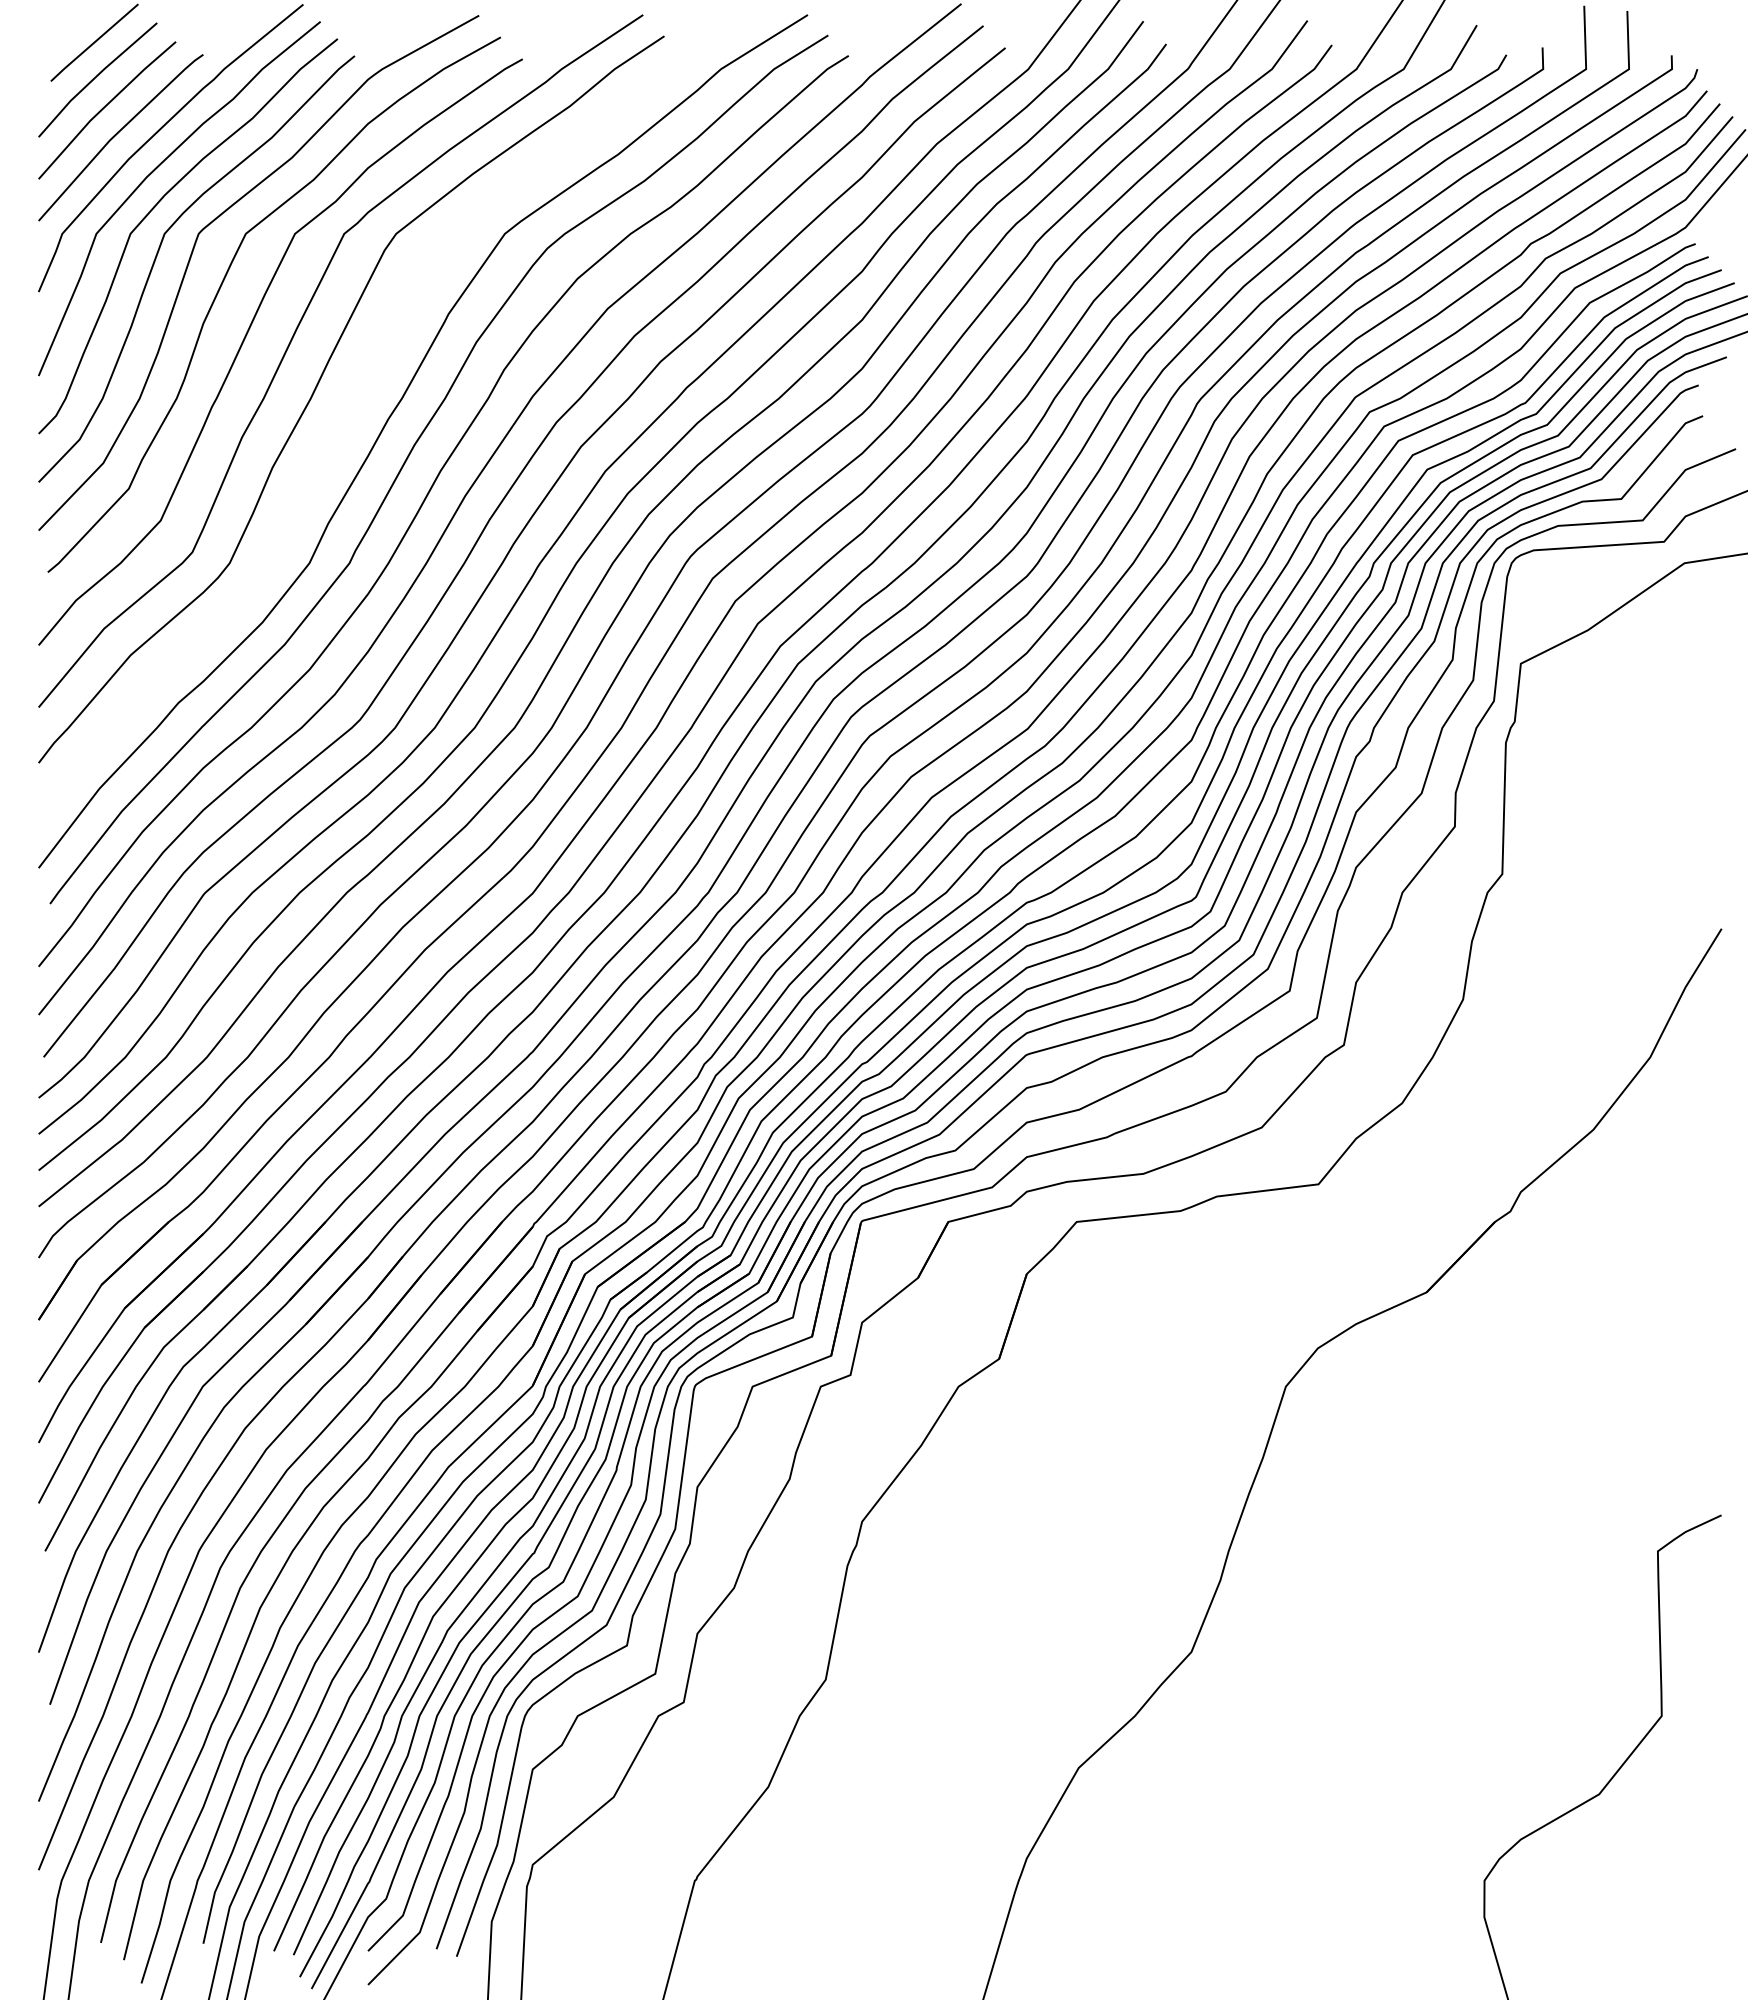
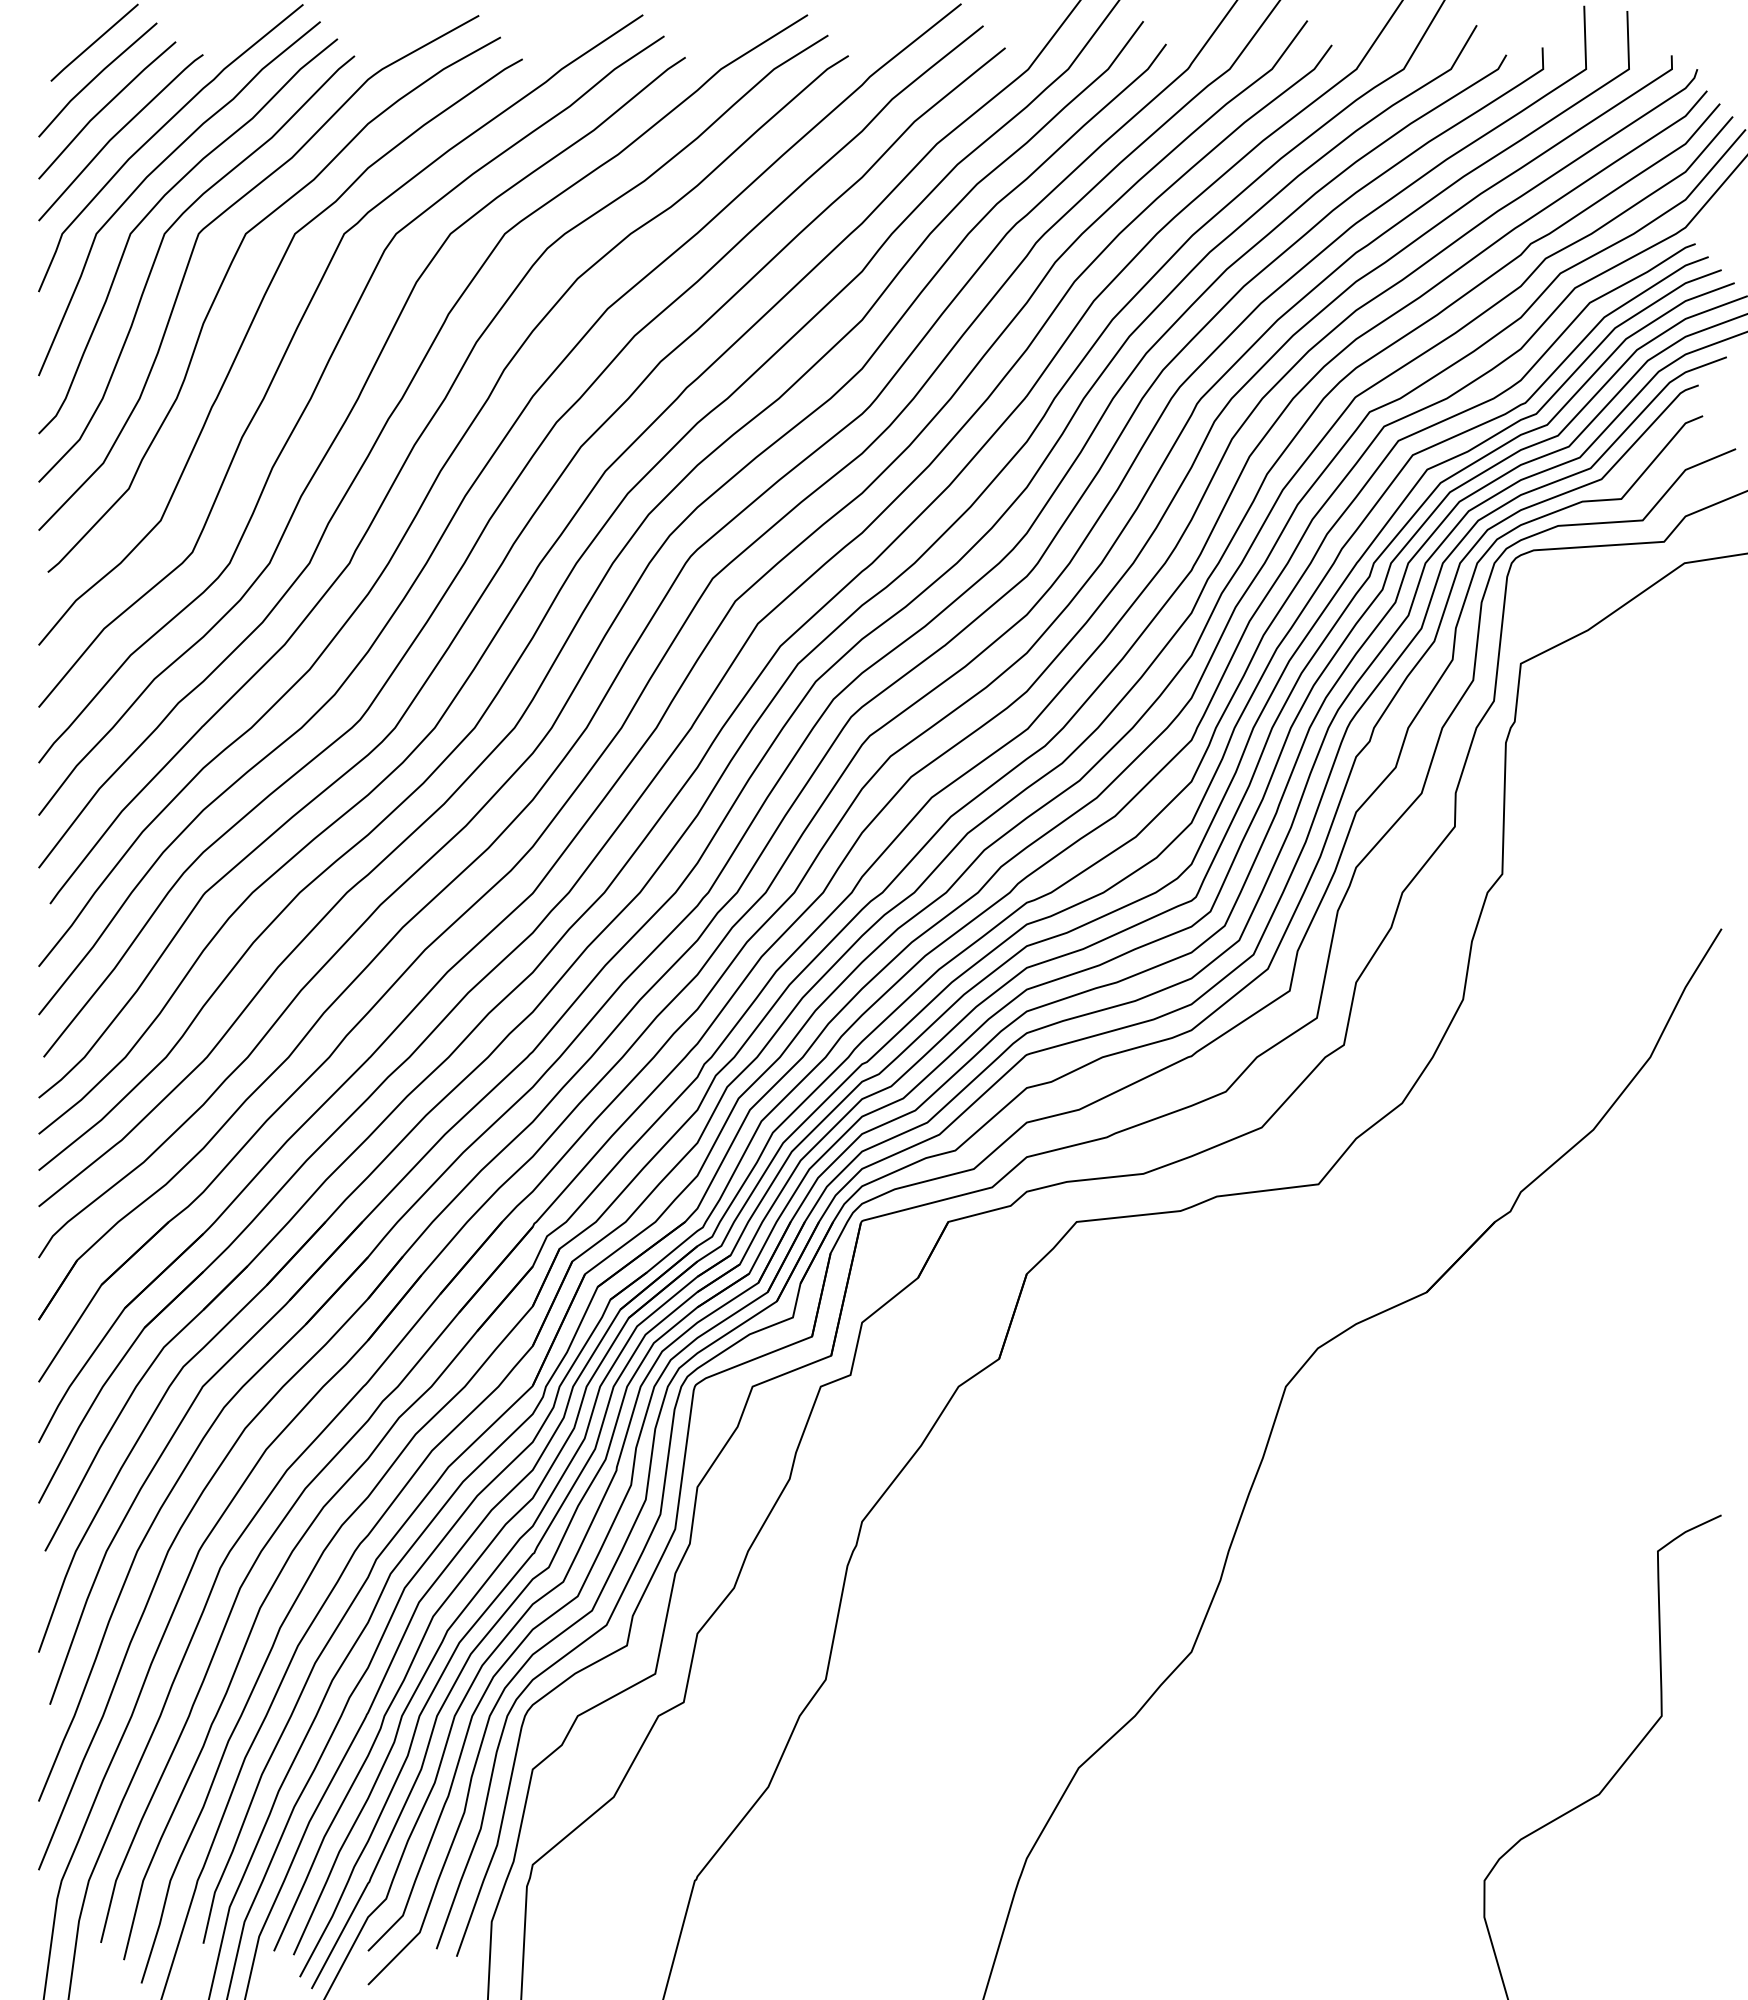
curve: none -> present (343, 426)
